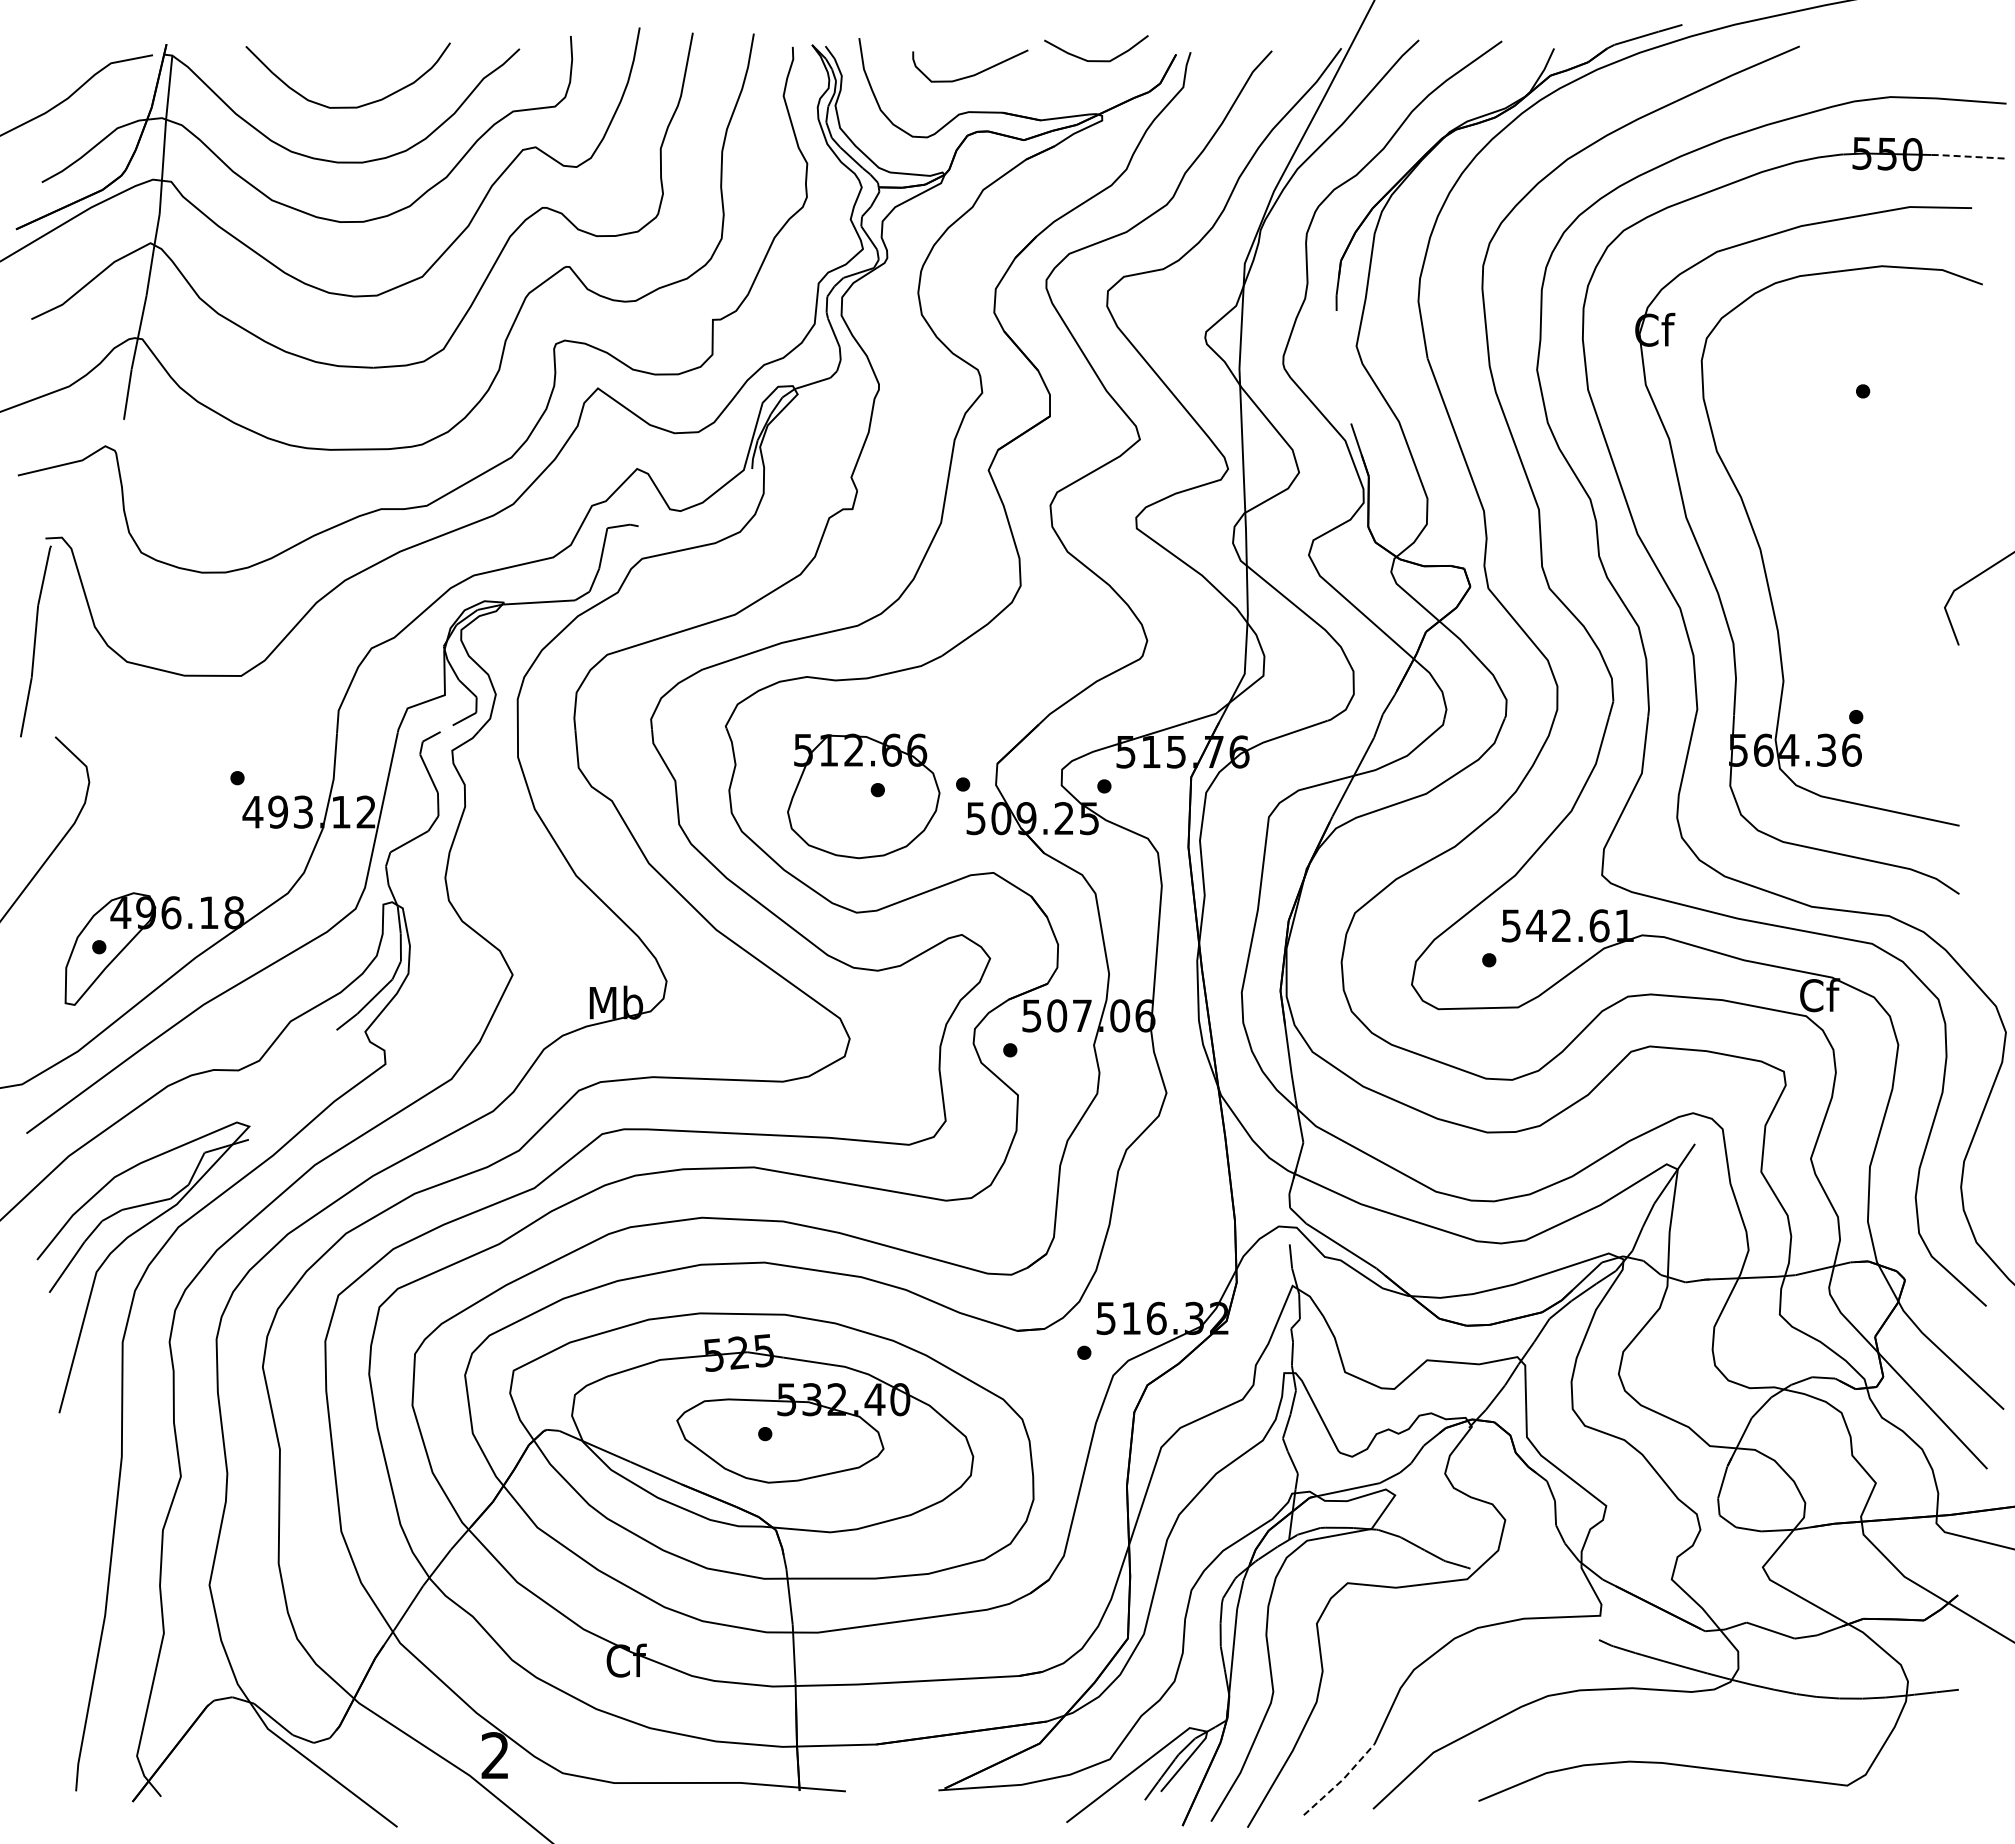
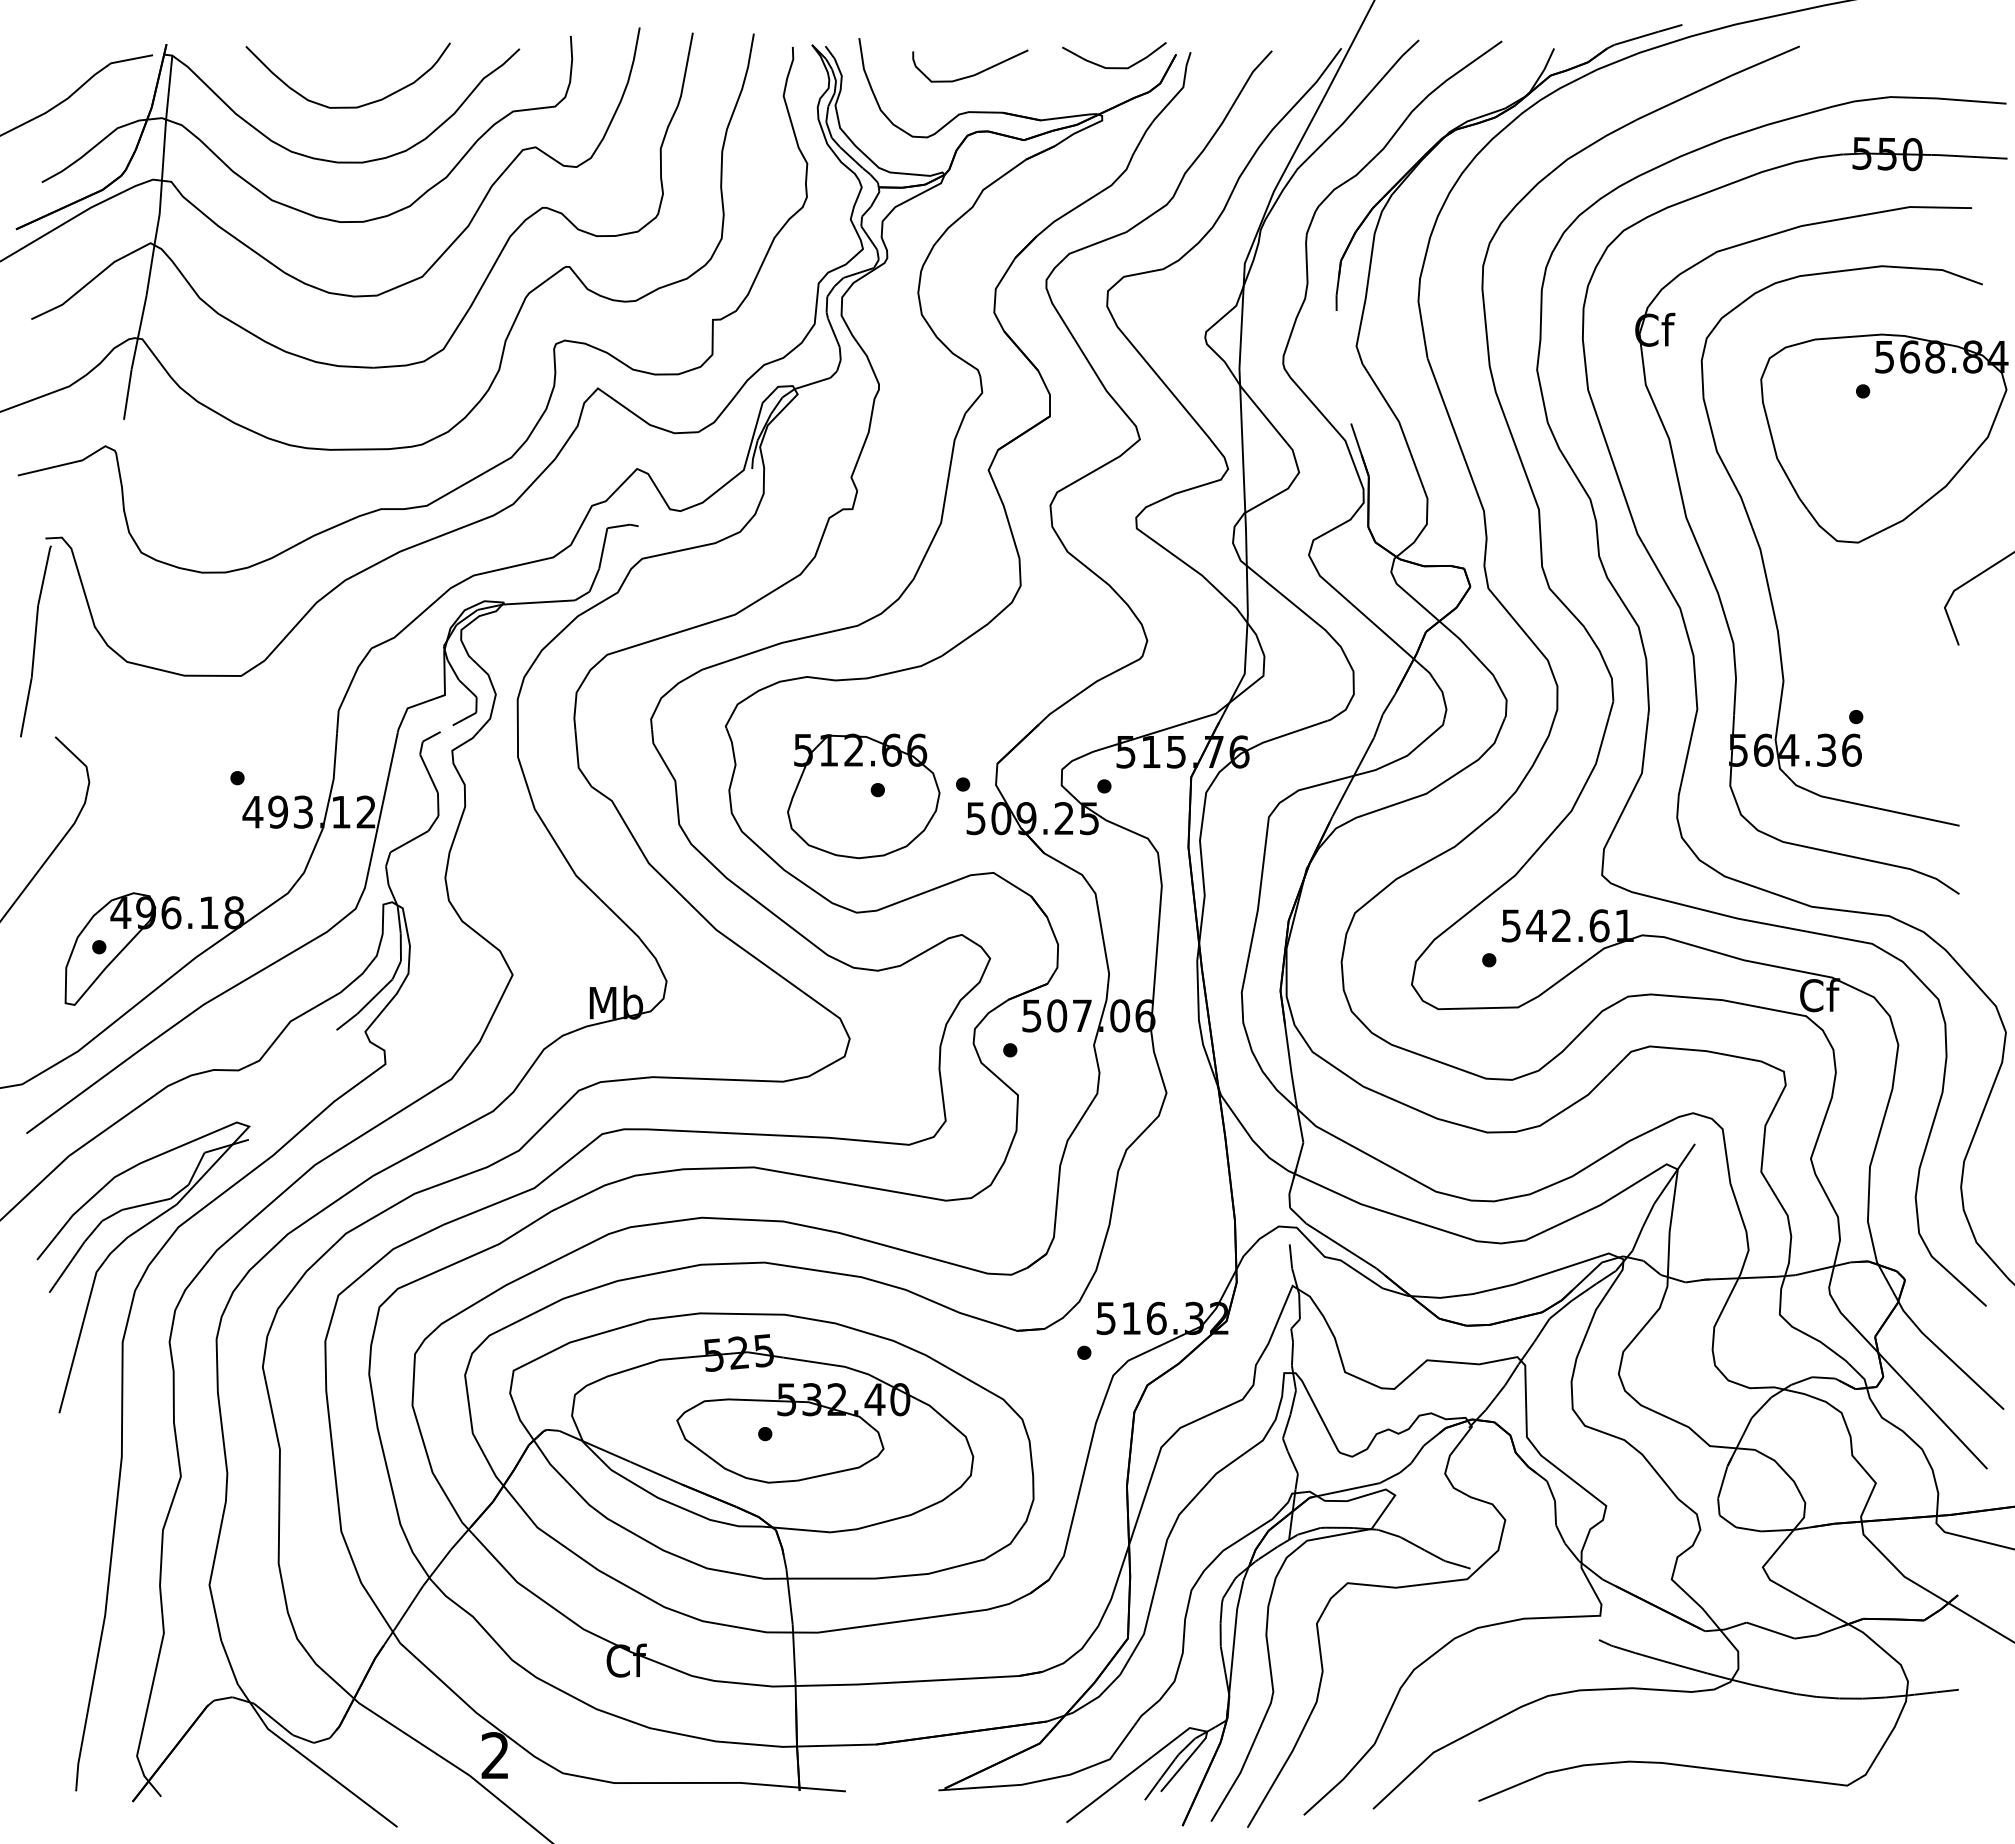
curve position: (1096, 60) -> (1114, 67) (1114, 67)
line: dashed -> solid (1968, 156)
part: none -> present (1884, 438)
line: dashed -> solid (1341, 1780)
